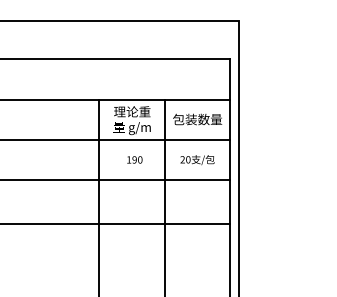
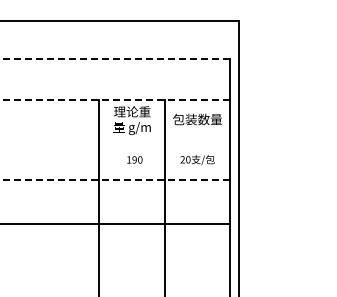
line: solid -> dashed (115, 59)
line: solid -> dashed (115, 99)
line: present -> none (116, 139)
line: solid -> dashed (115, 179)
